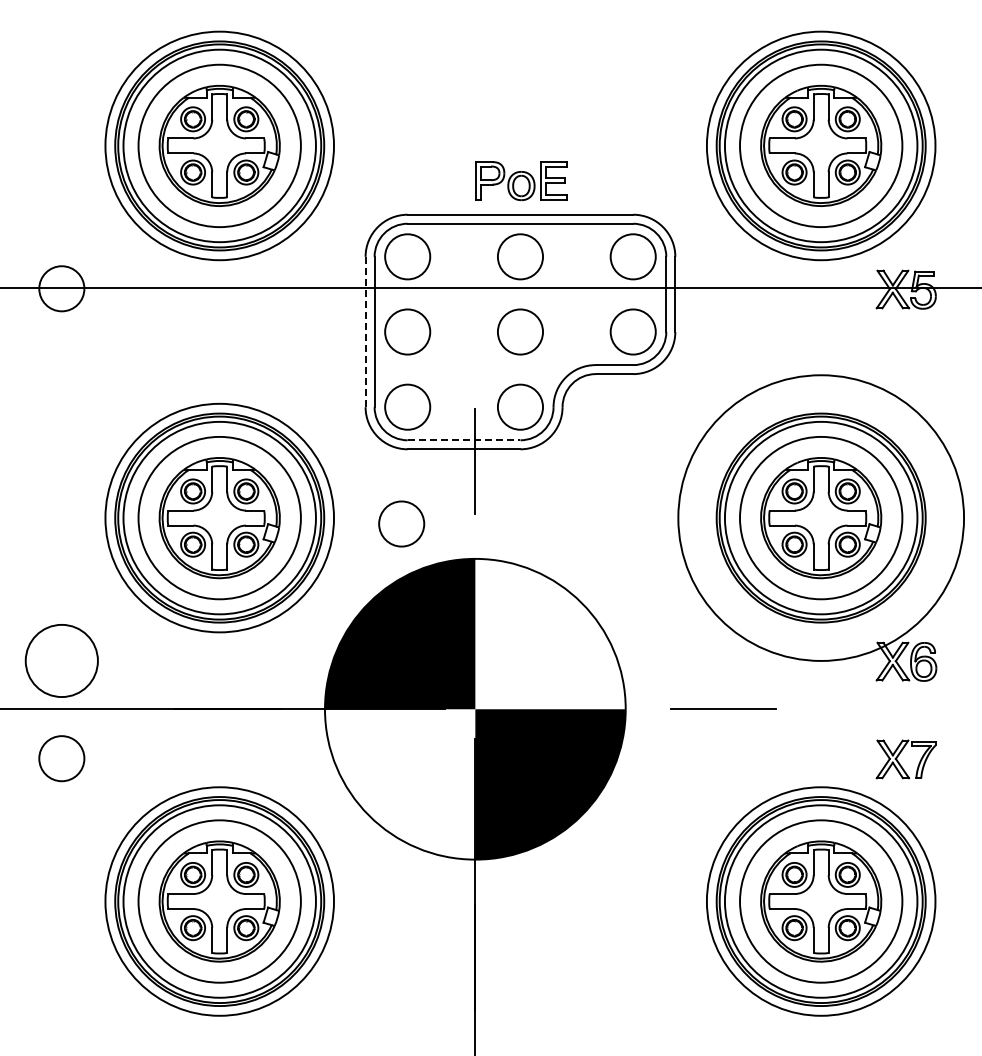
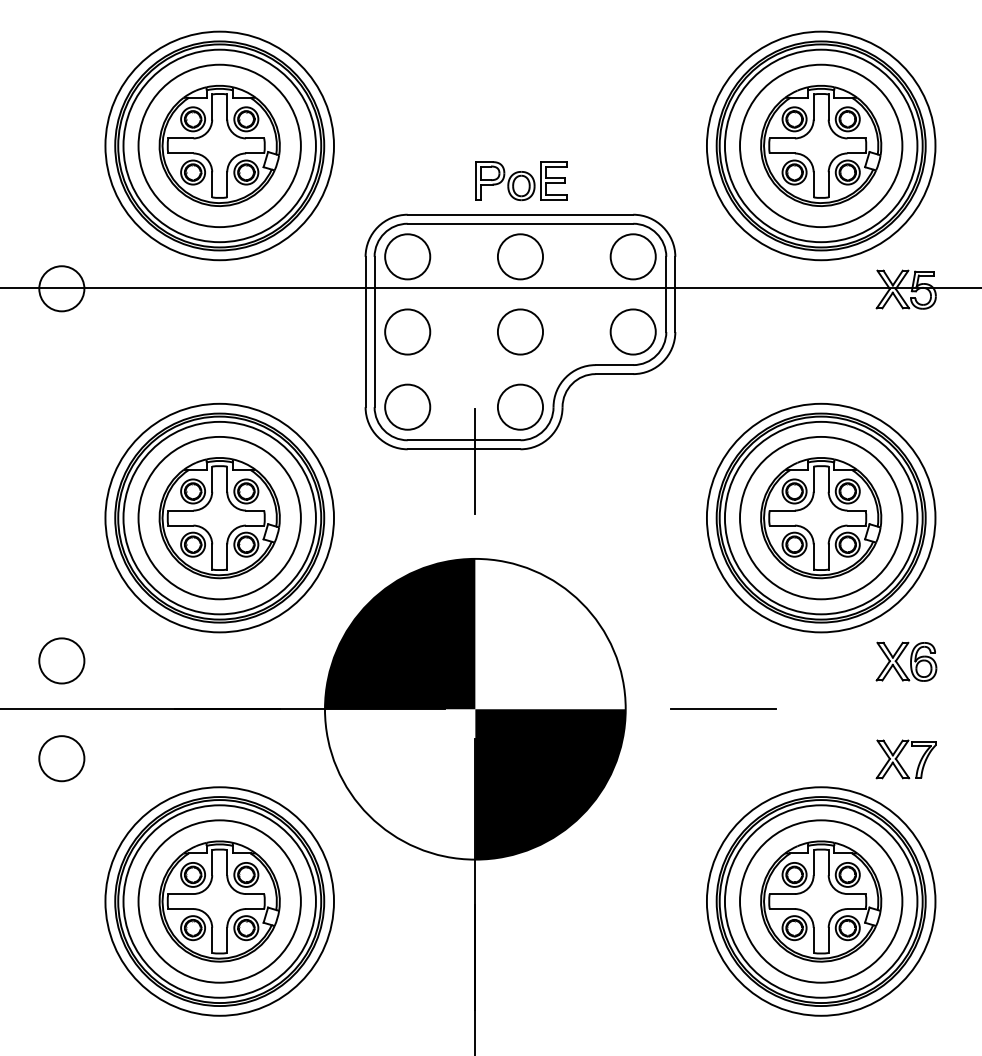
line: dashed -> solid (365, 332)
line: dashed -> solid (464, 440)
circle diameter: 286 px -> 229 px (820, 517)
circle: present -> none (401, 523)
circle diameter: 72 px -> 45 px (61, 660)
